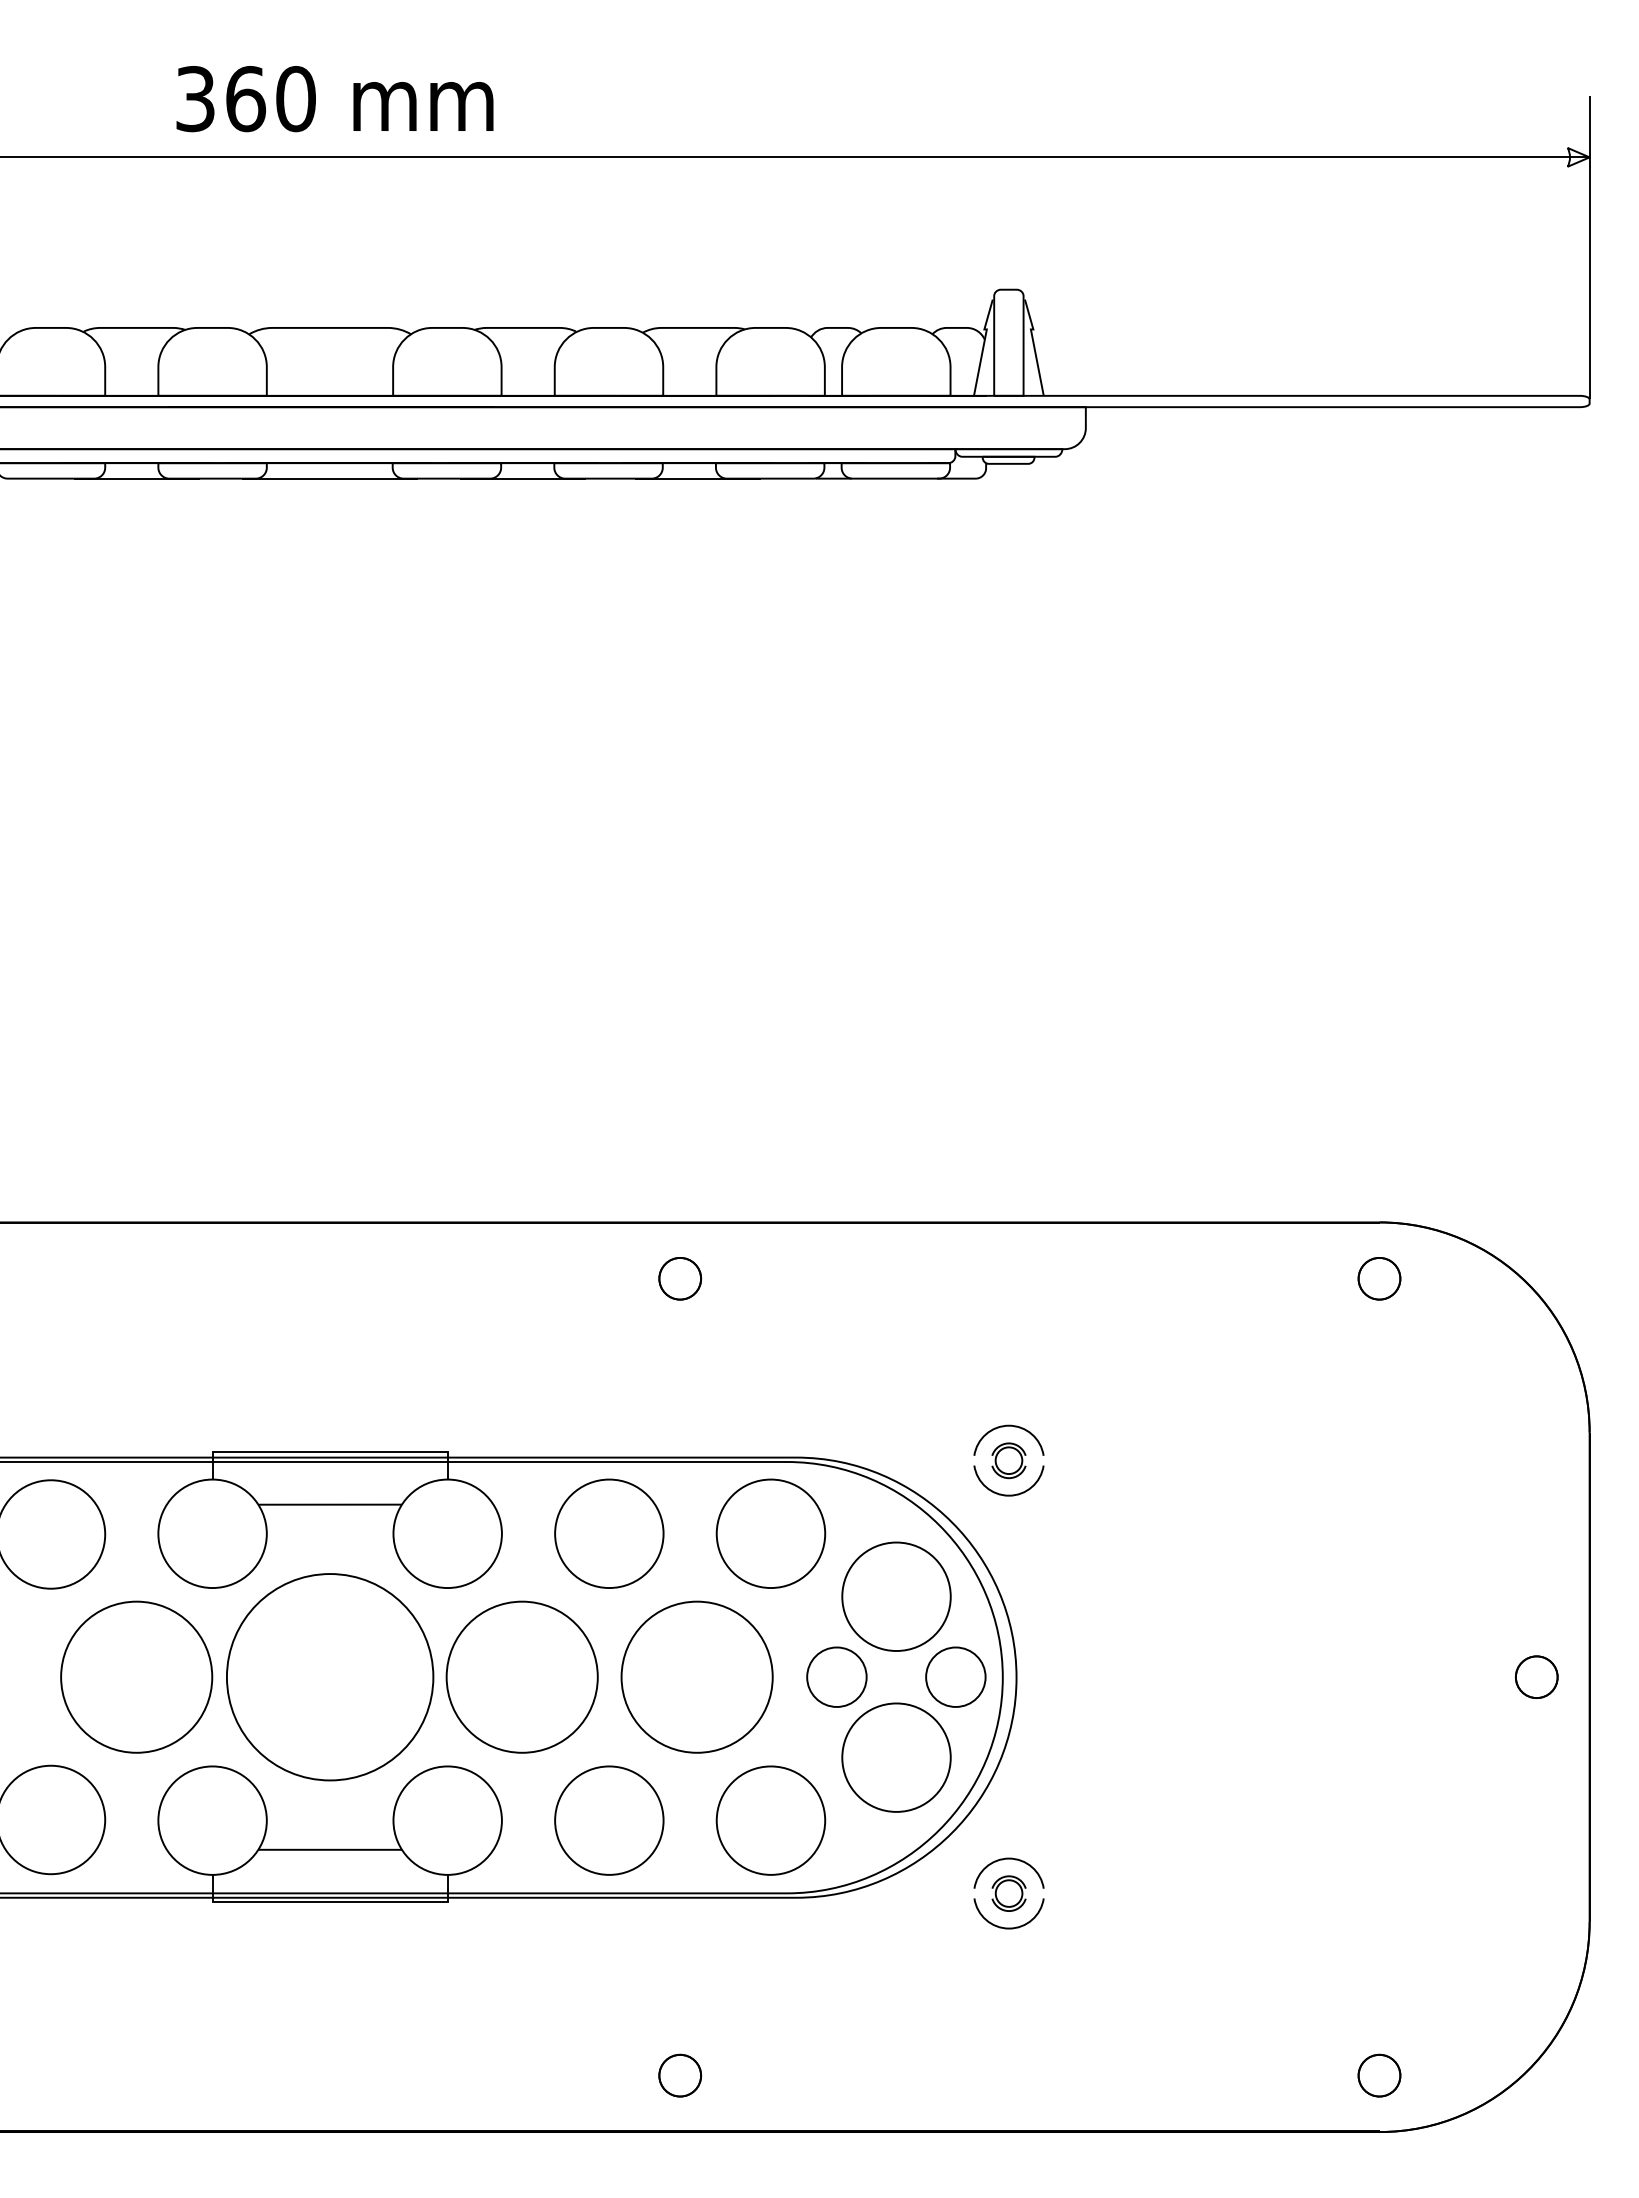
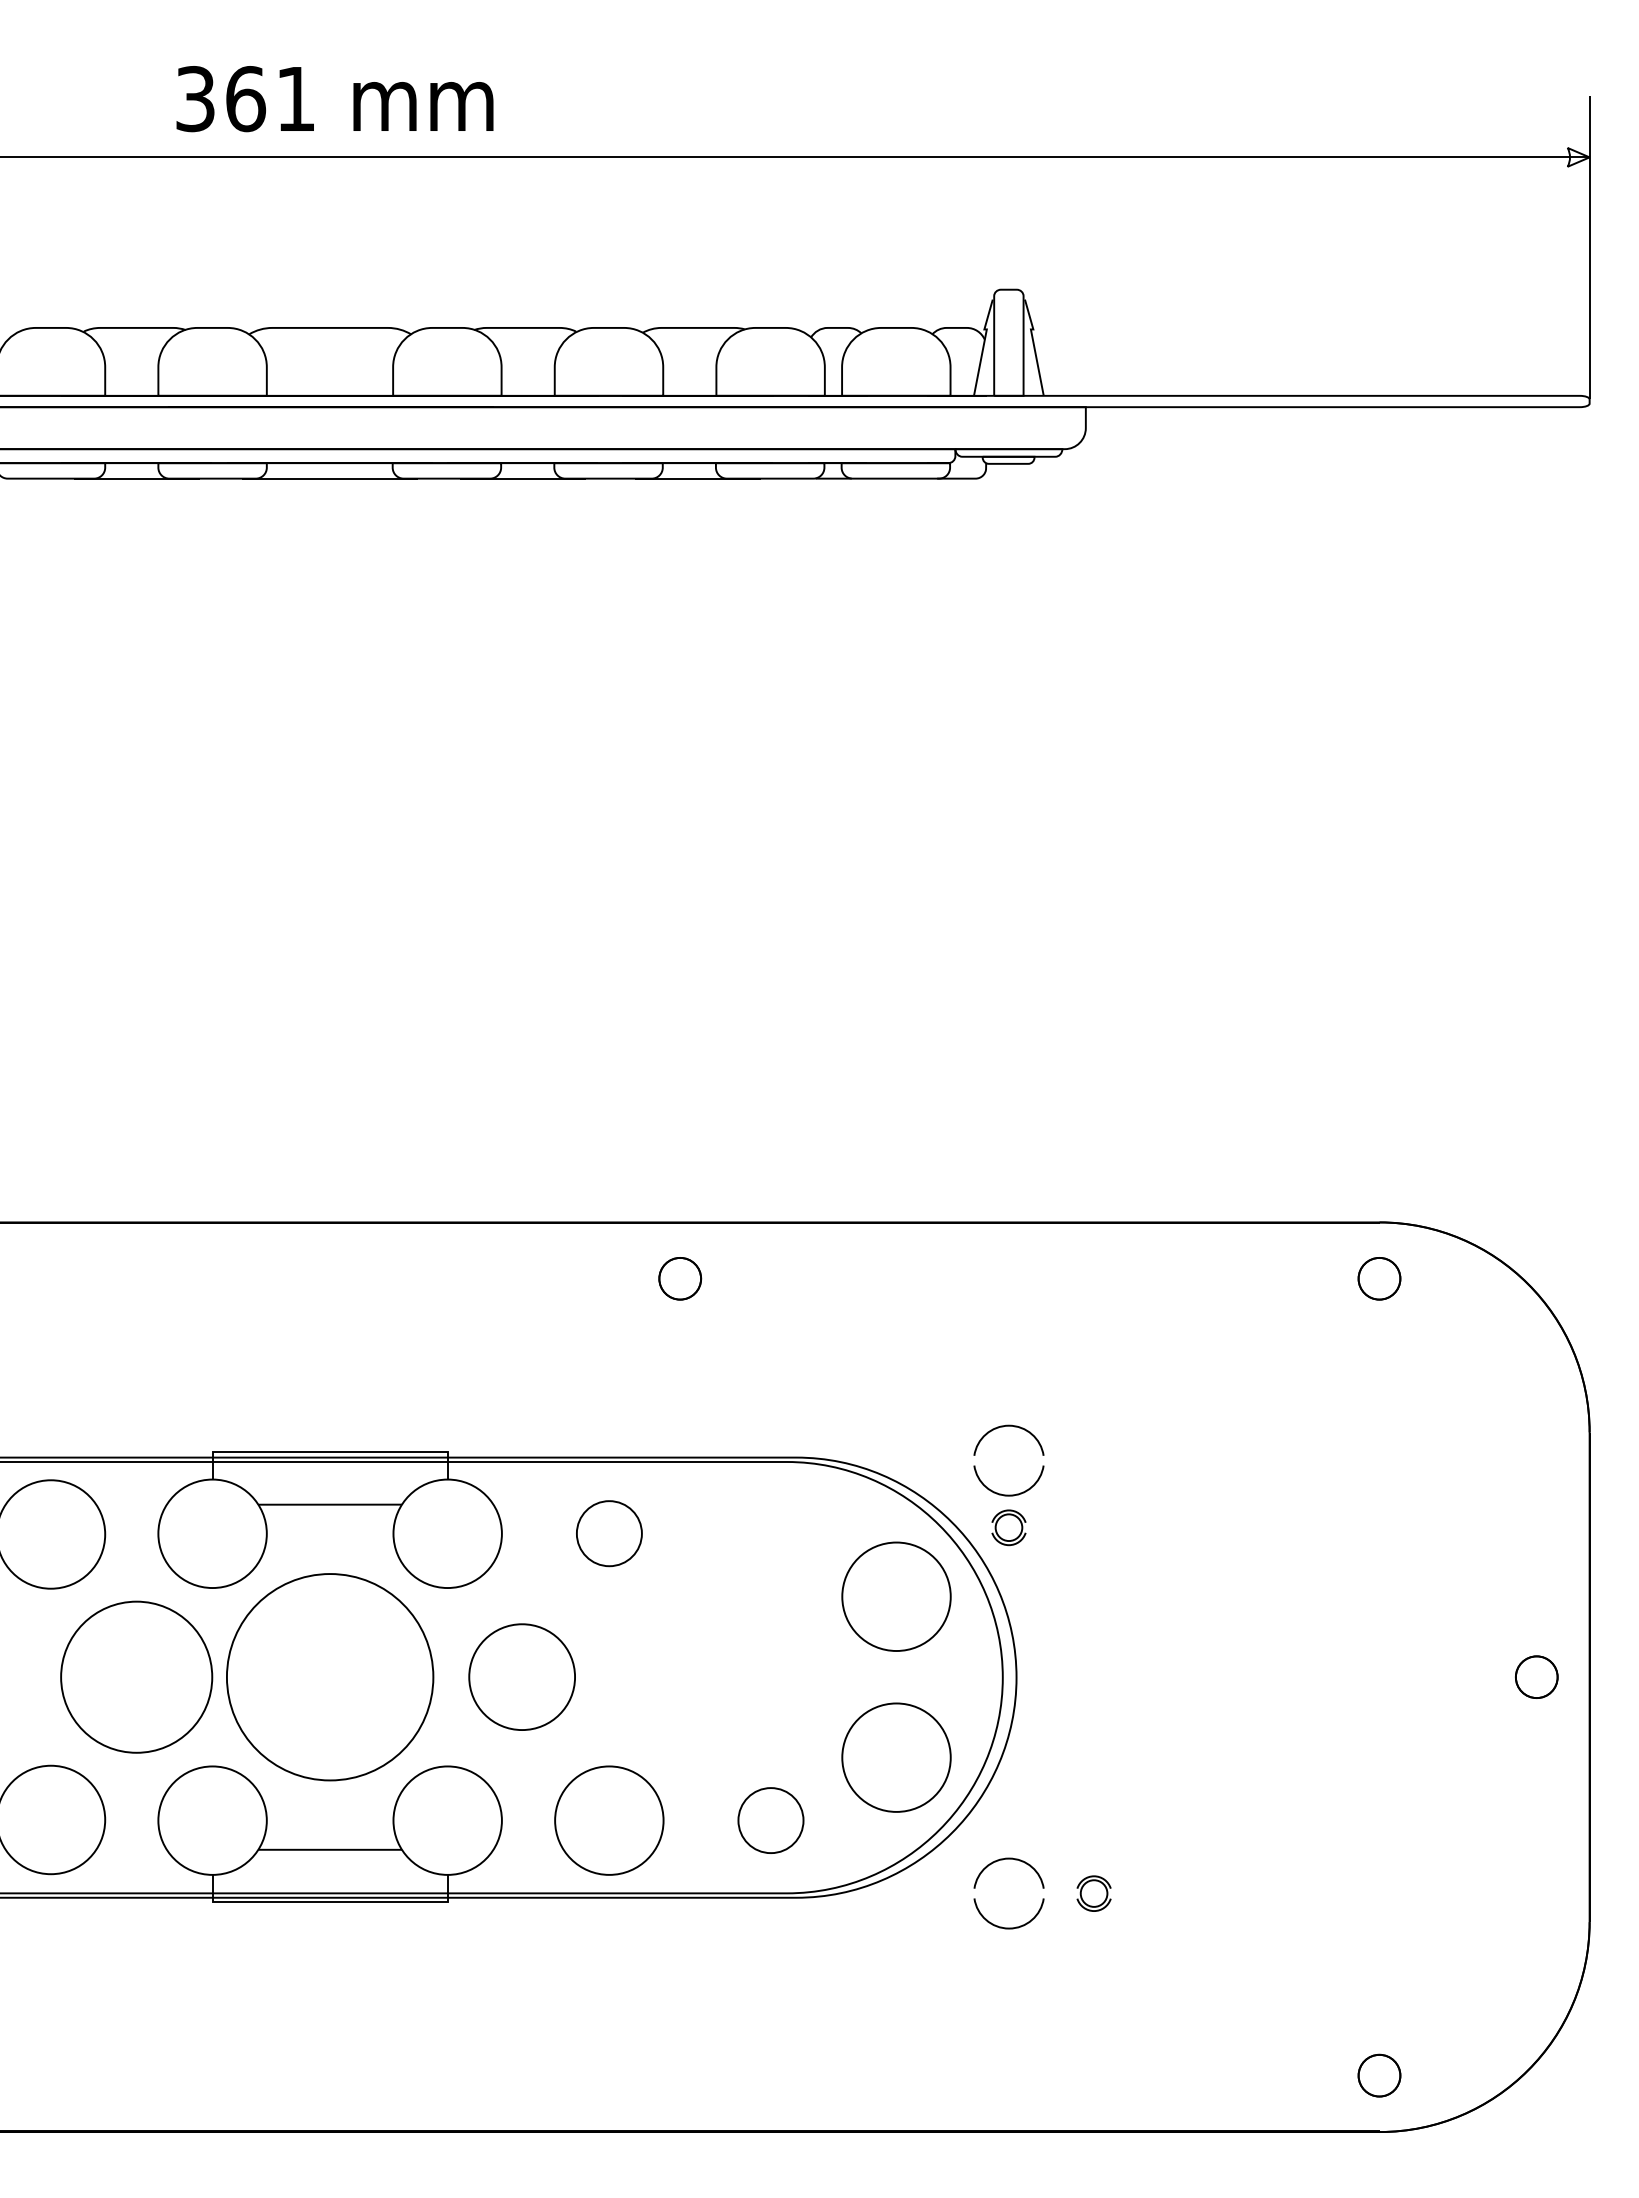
text: 360 -> 361 (295, 99)
part position: (1008, 1460) -> (1008, 1527) (1008, 1527)
part size: 111x111 px -> 67x68 px (609, 1533)
part: present -> none (770, 1533)
part size: 154x154 px -> 108x108 px (521, 1676)
part: present -> none (696, 1676)
part: present -> none (836, 1676)
part: present -> none (955, 1676)
part size: 112x111 px -> 68x67 px (770, 1820)
part position: (1008, 1893) -> (1093, 1893) (1093, 1893)
part: present -> none (680, 2075)
